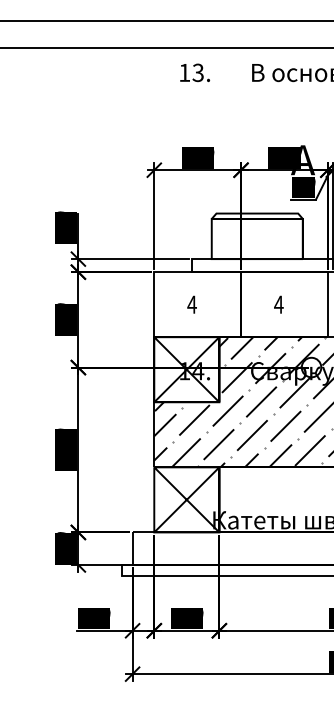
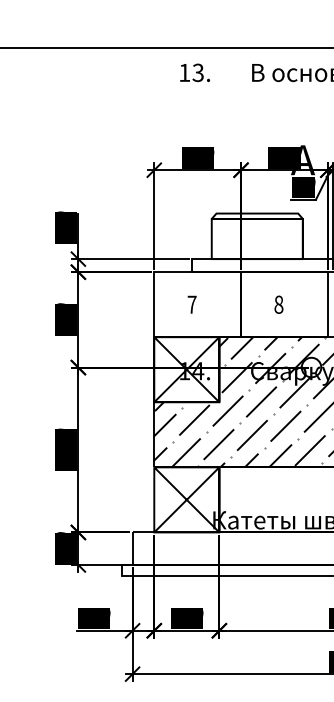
line: present -> none (166, 21)
text: 4 -> 7 (191, 304)
text: 4 -> 8 (278, 304)
